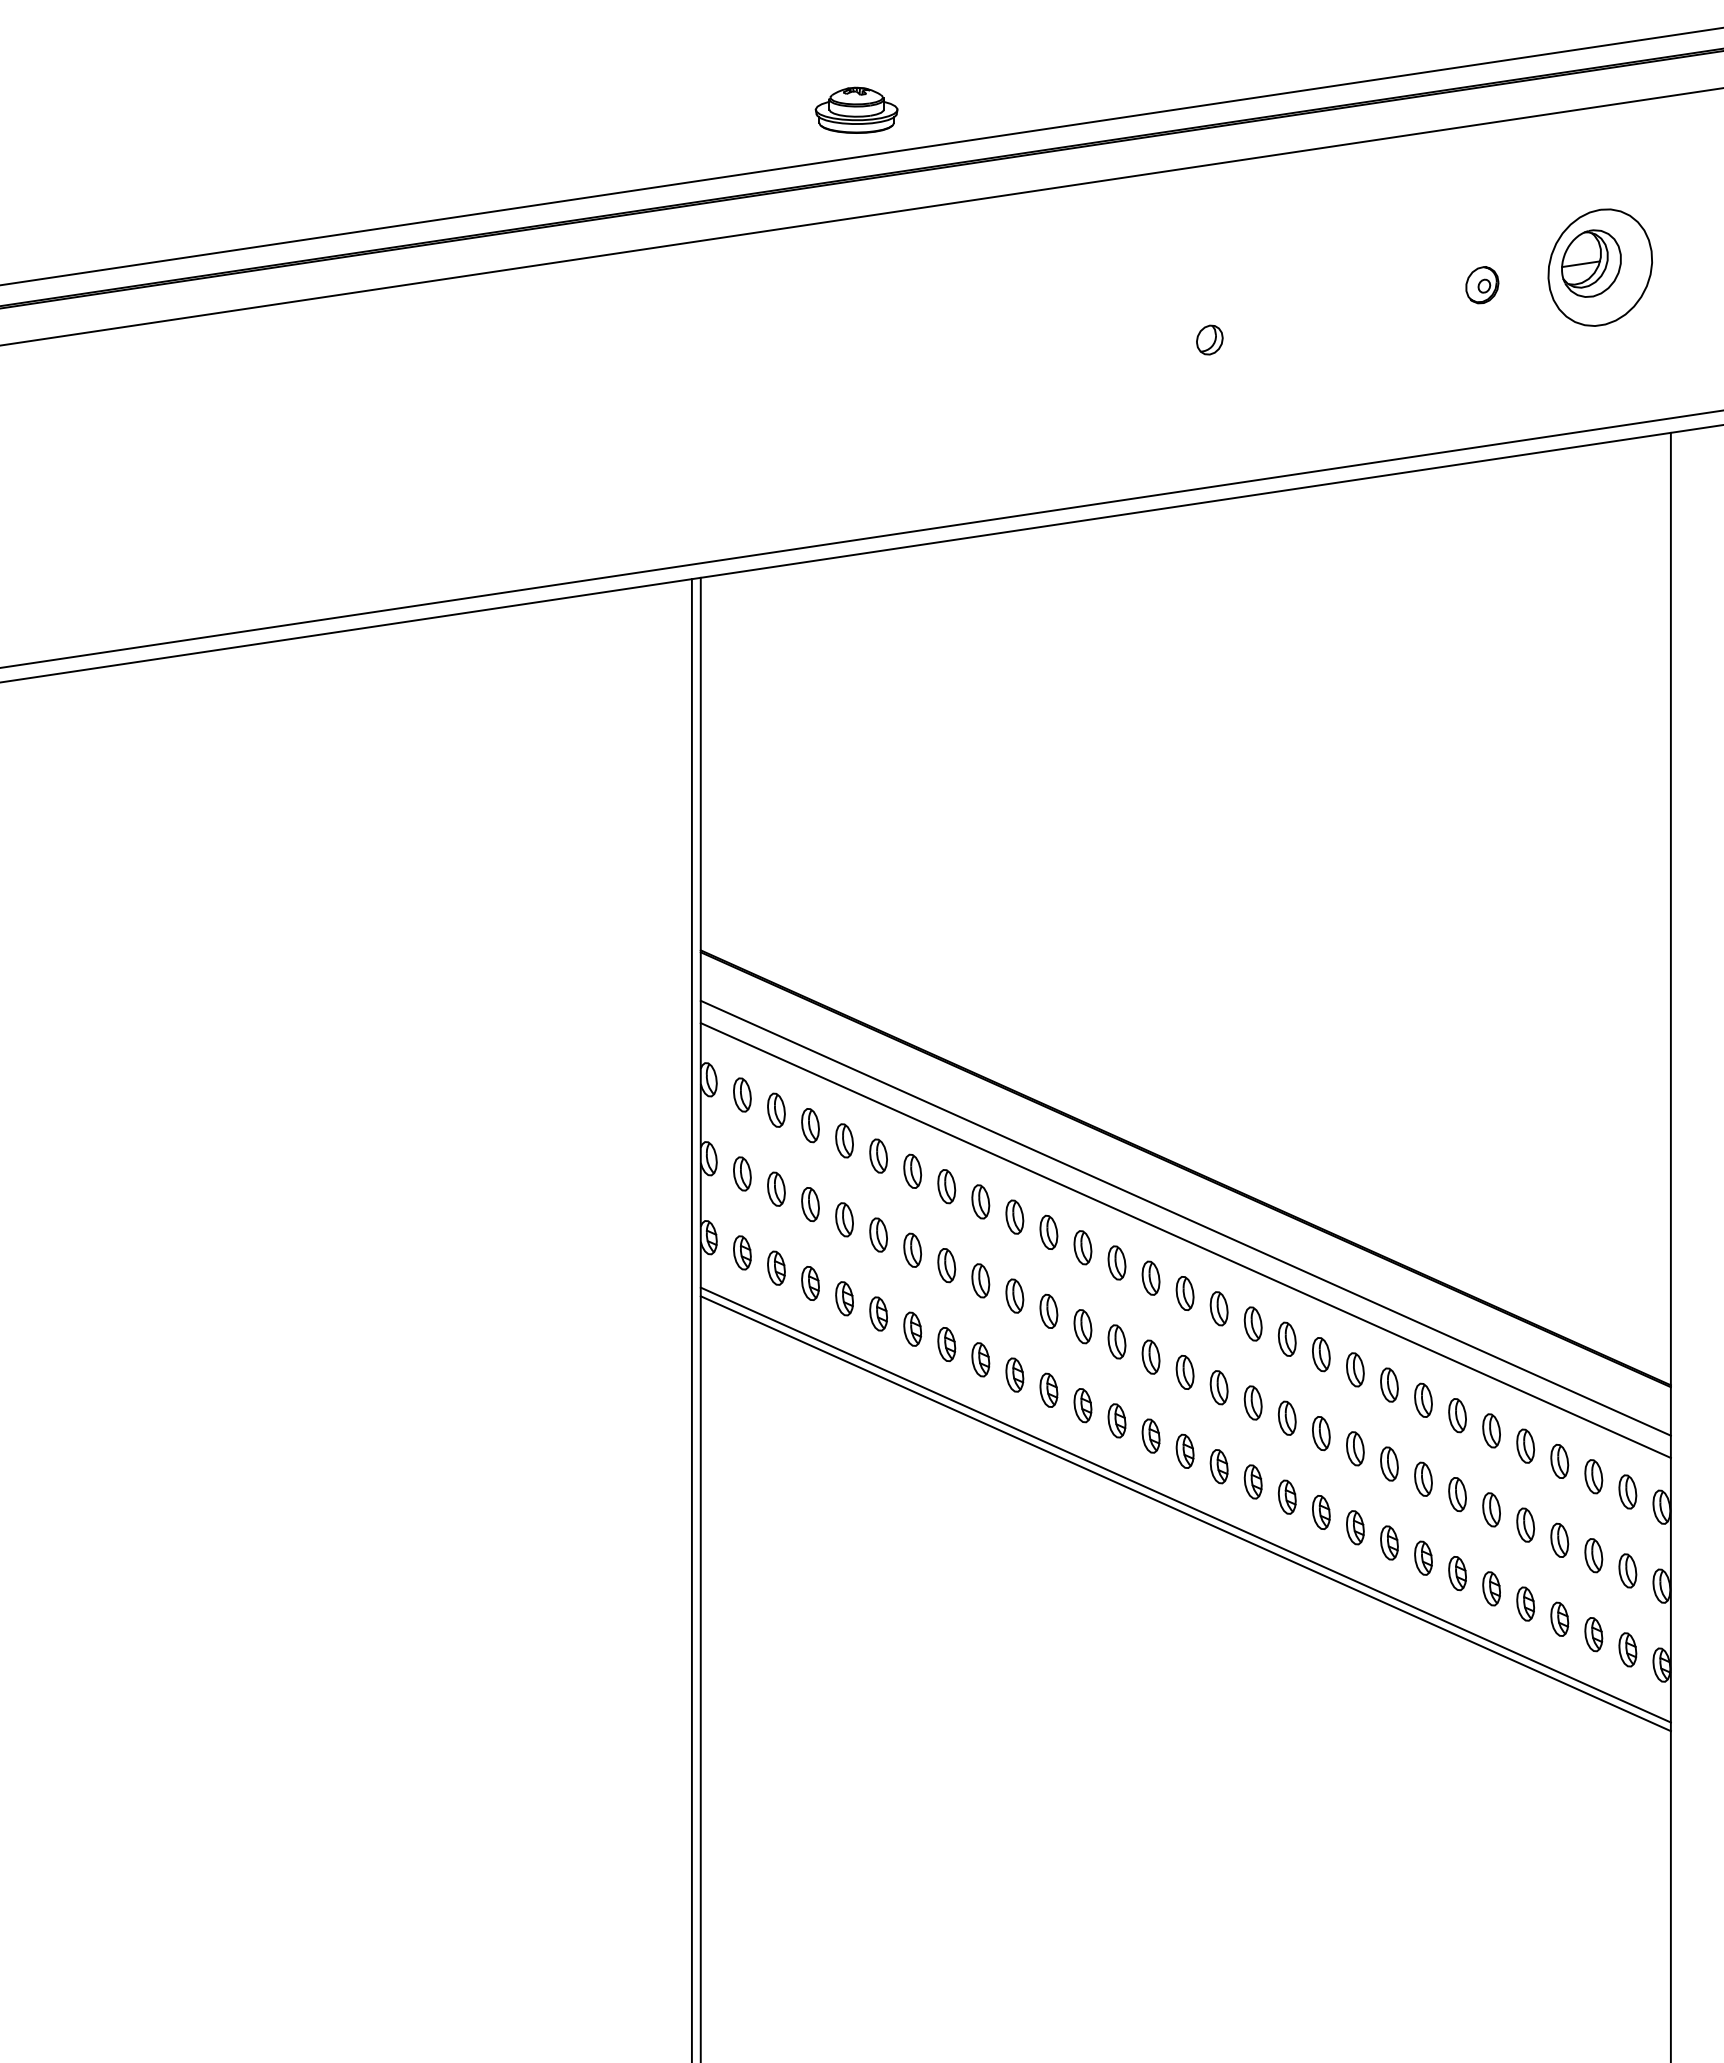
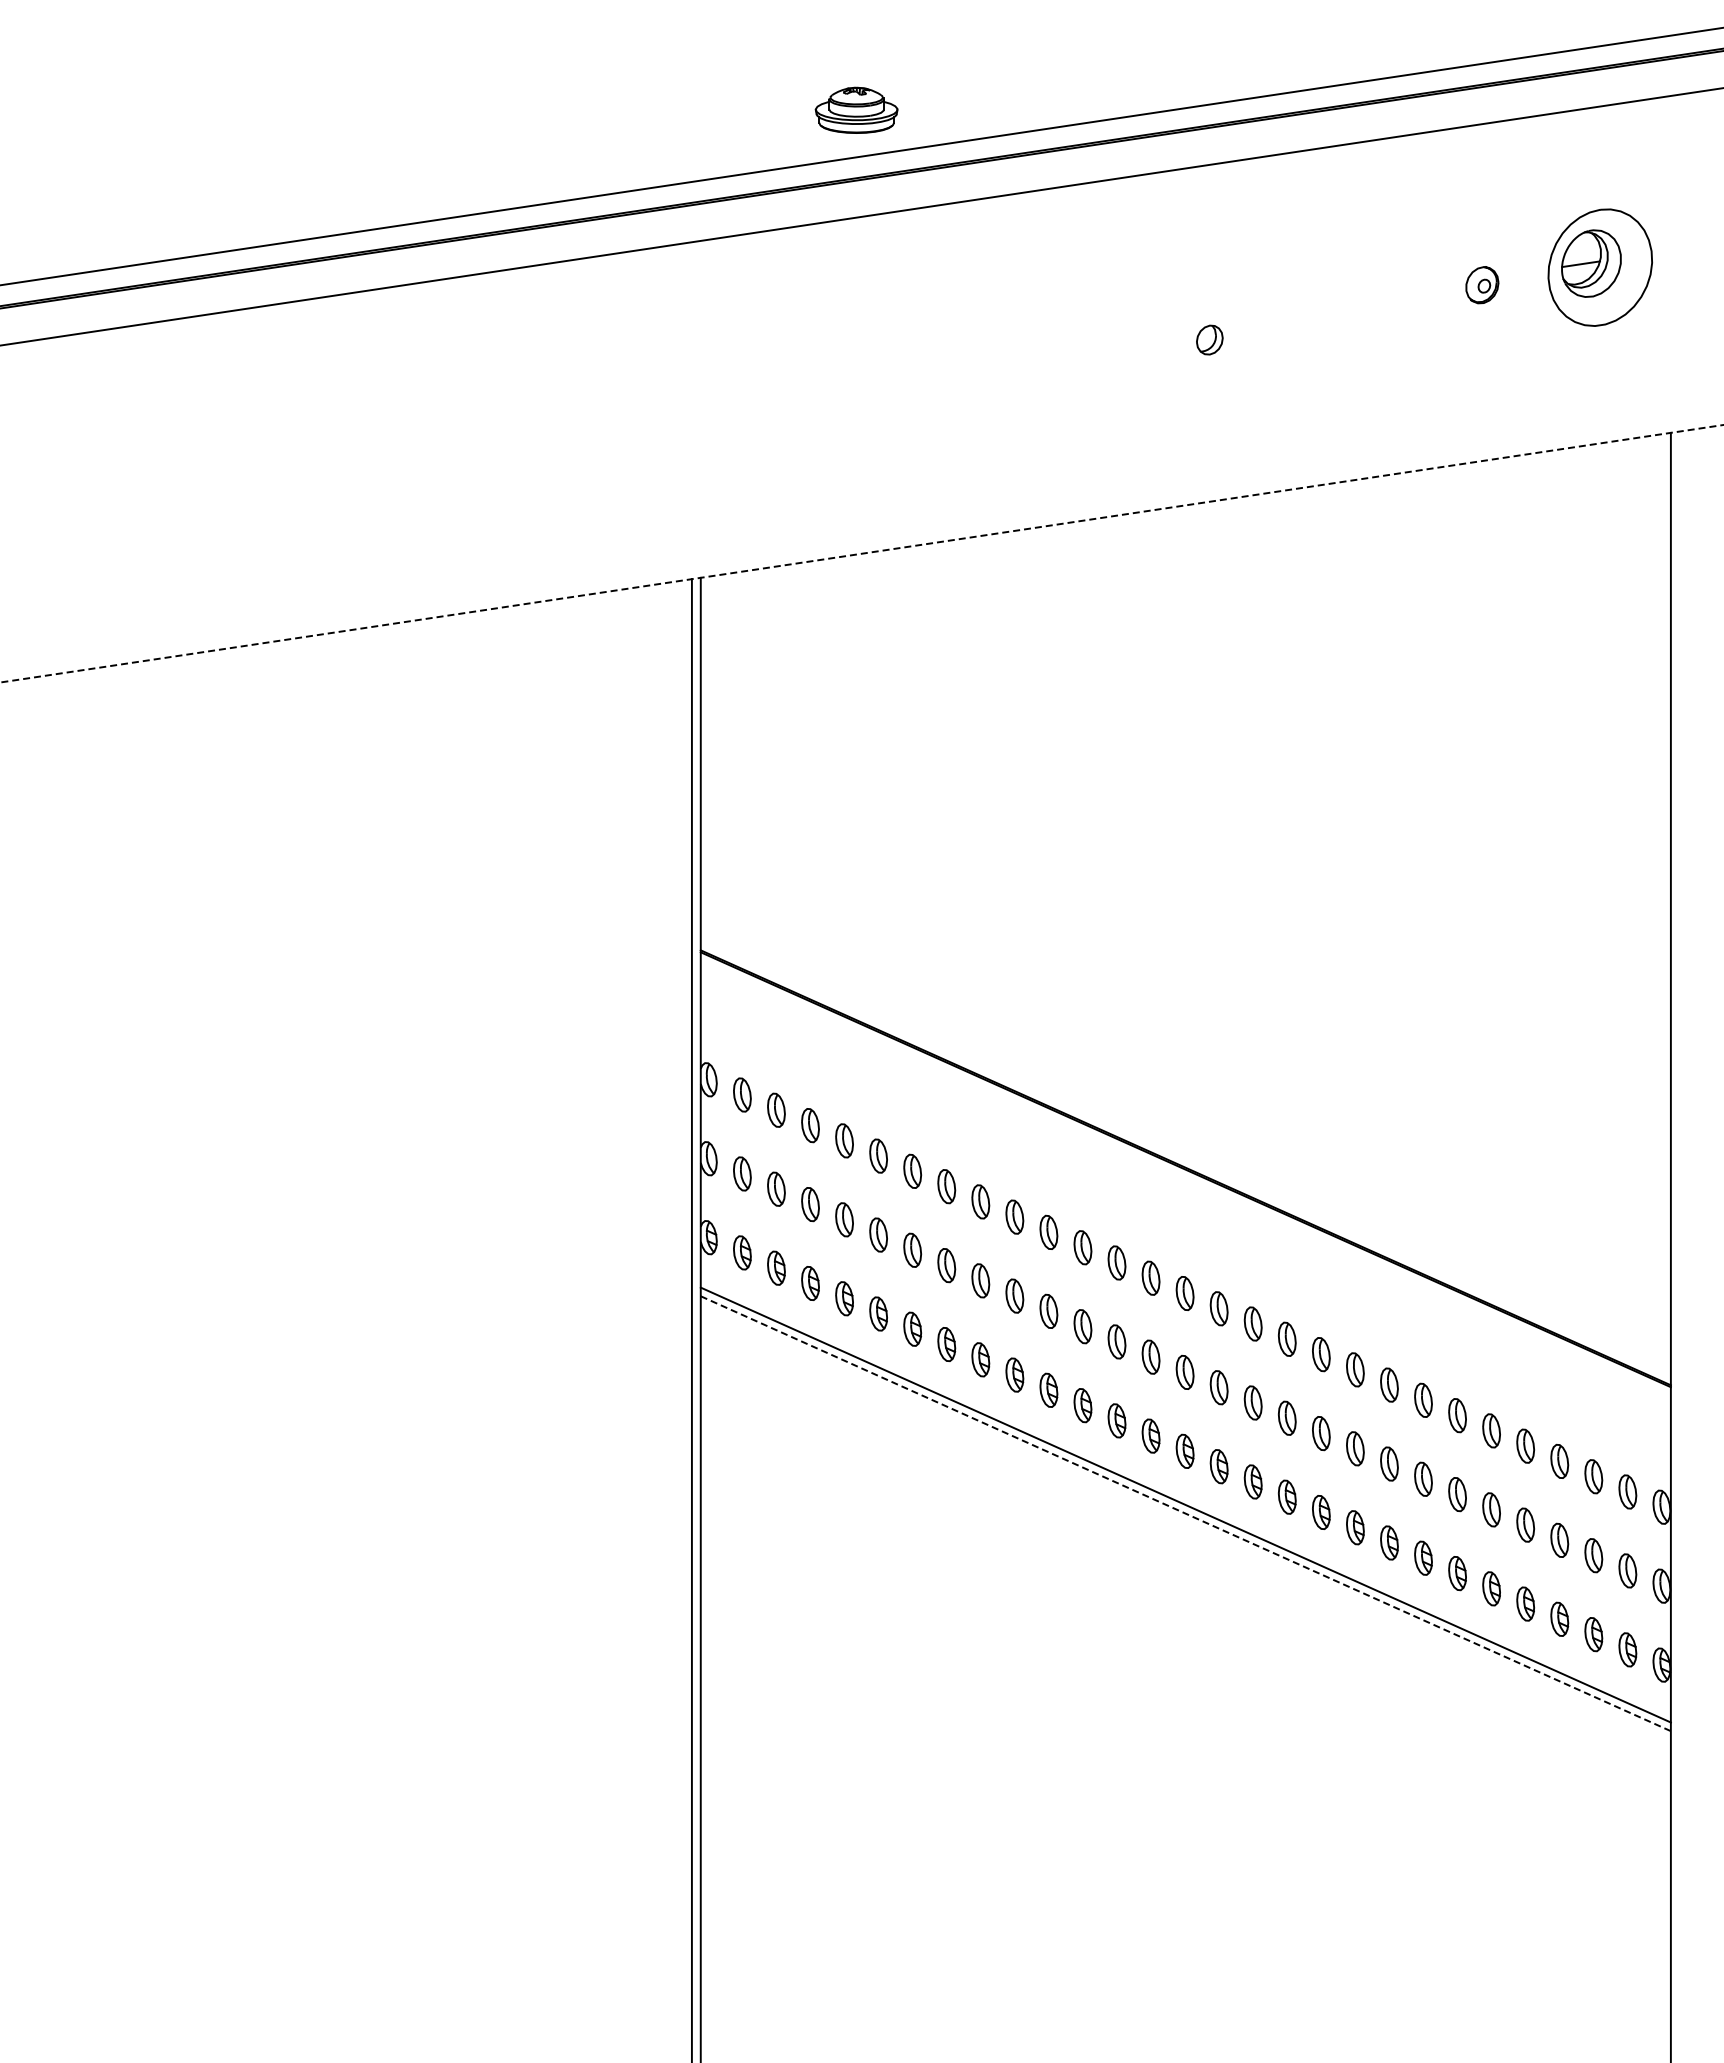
line: present -> none (861, 539)
line: solid -> dashed (862, 553)
line: present -> none (1185, 1217)
line: present -> none (1185, 1240)
line: solid -> dashed (1185, 1513)
